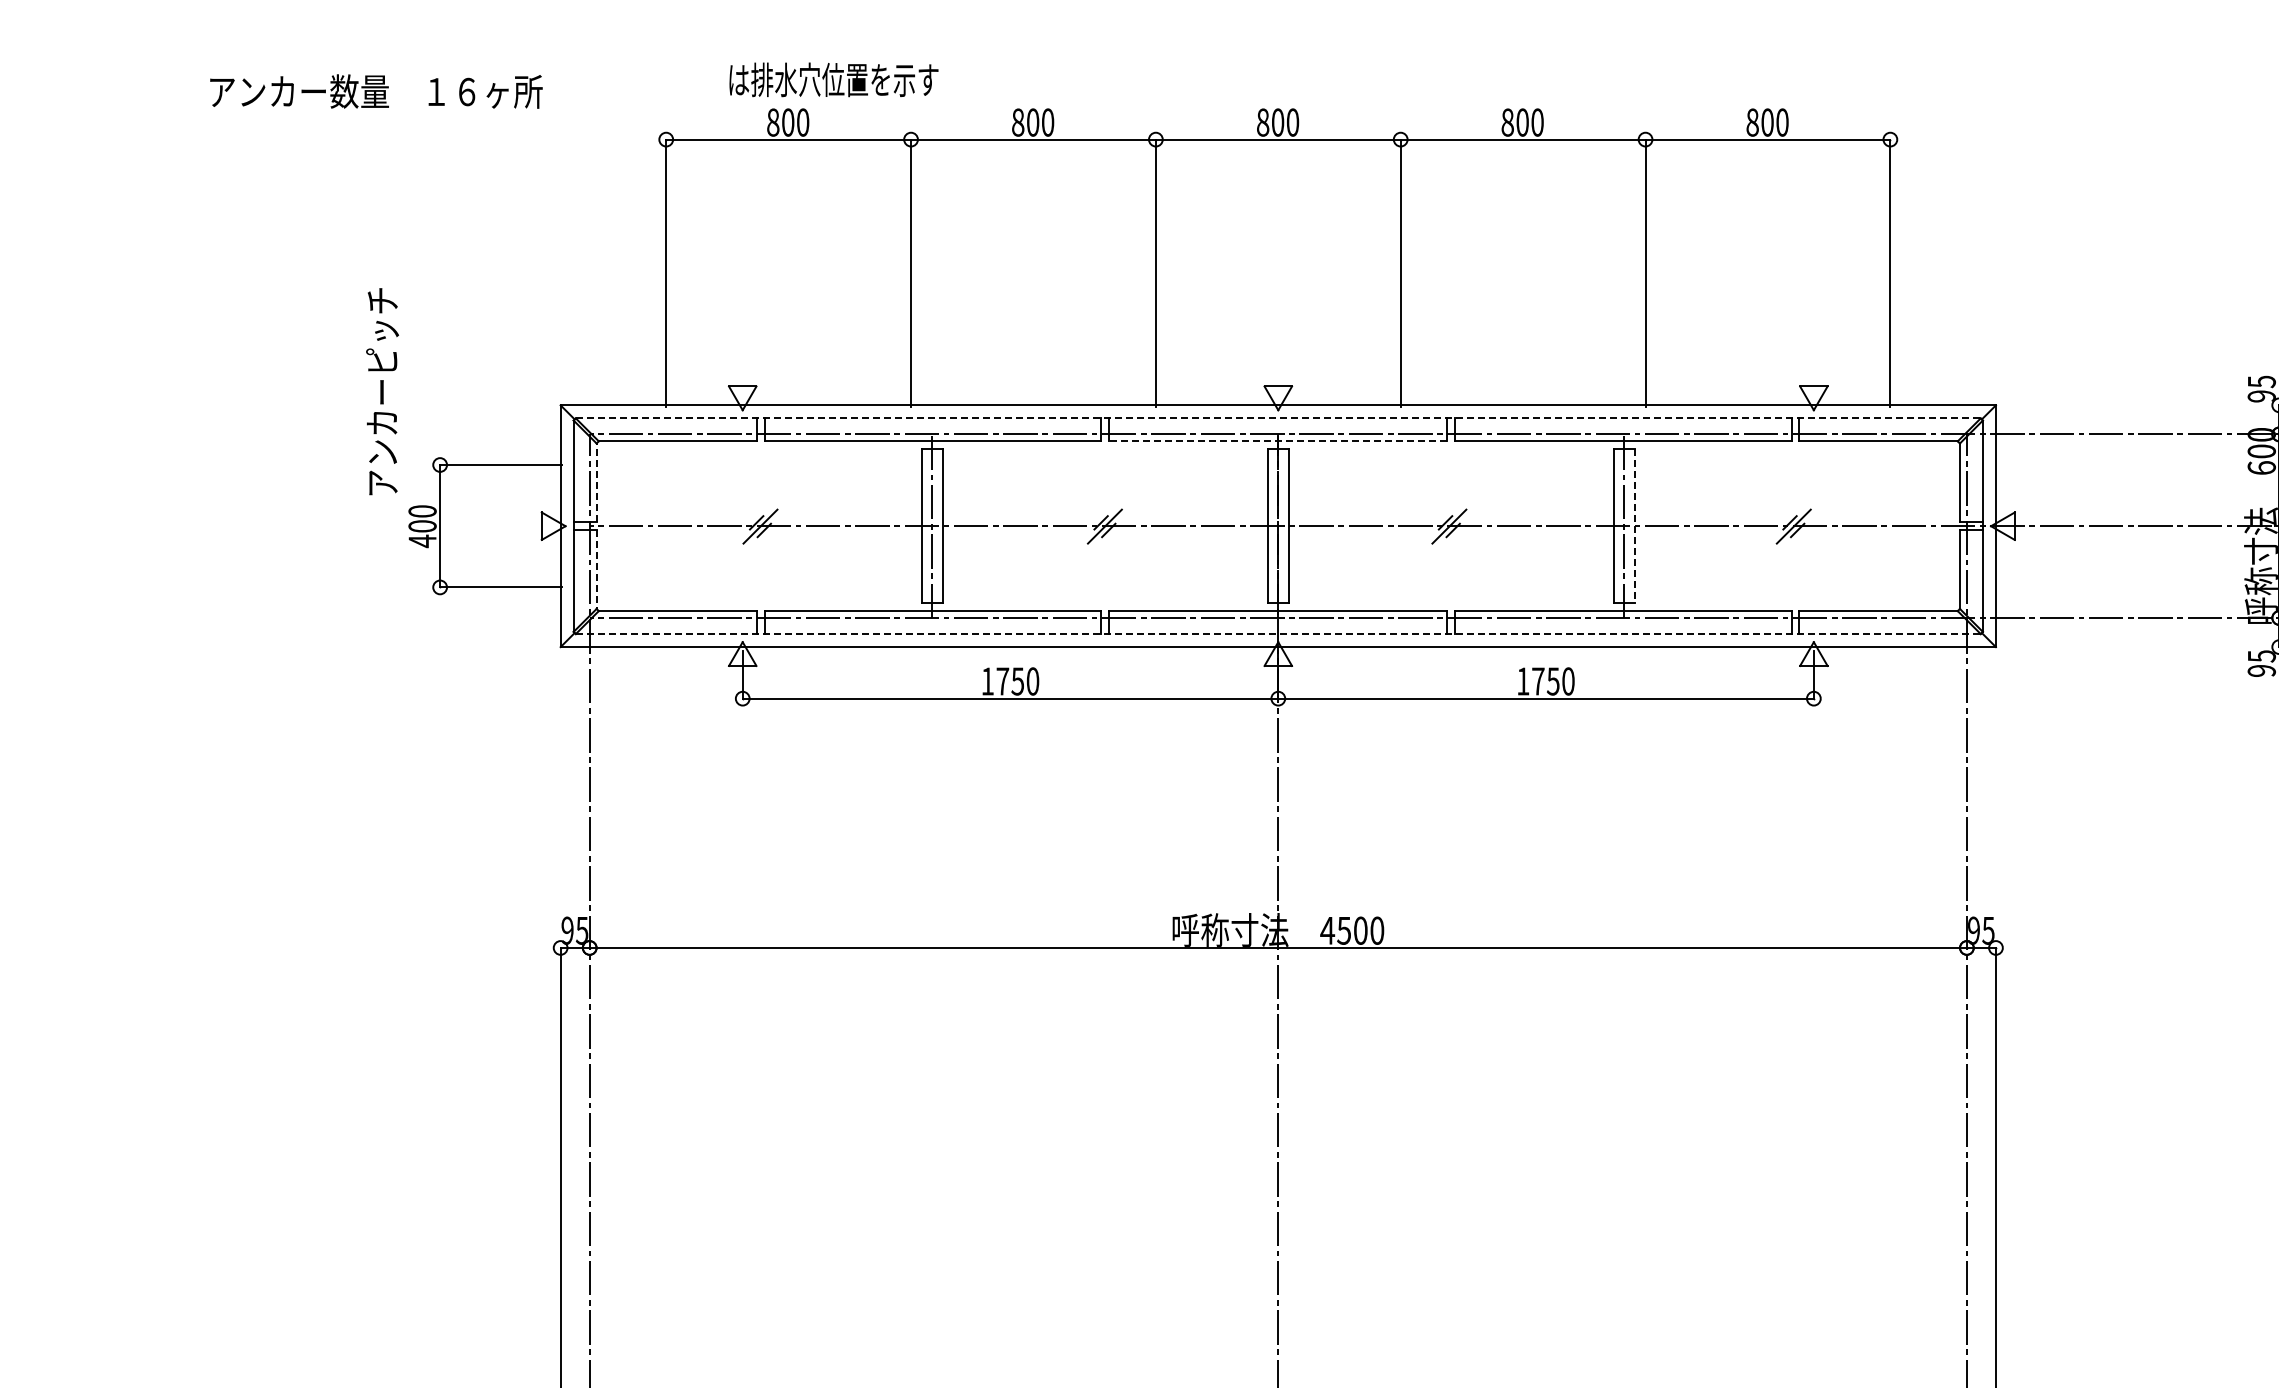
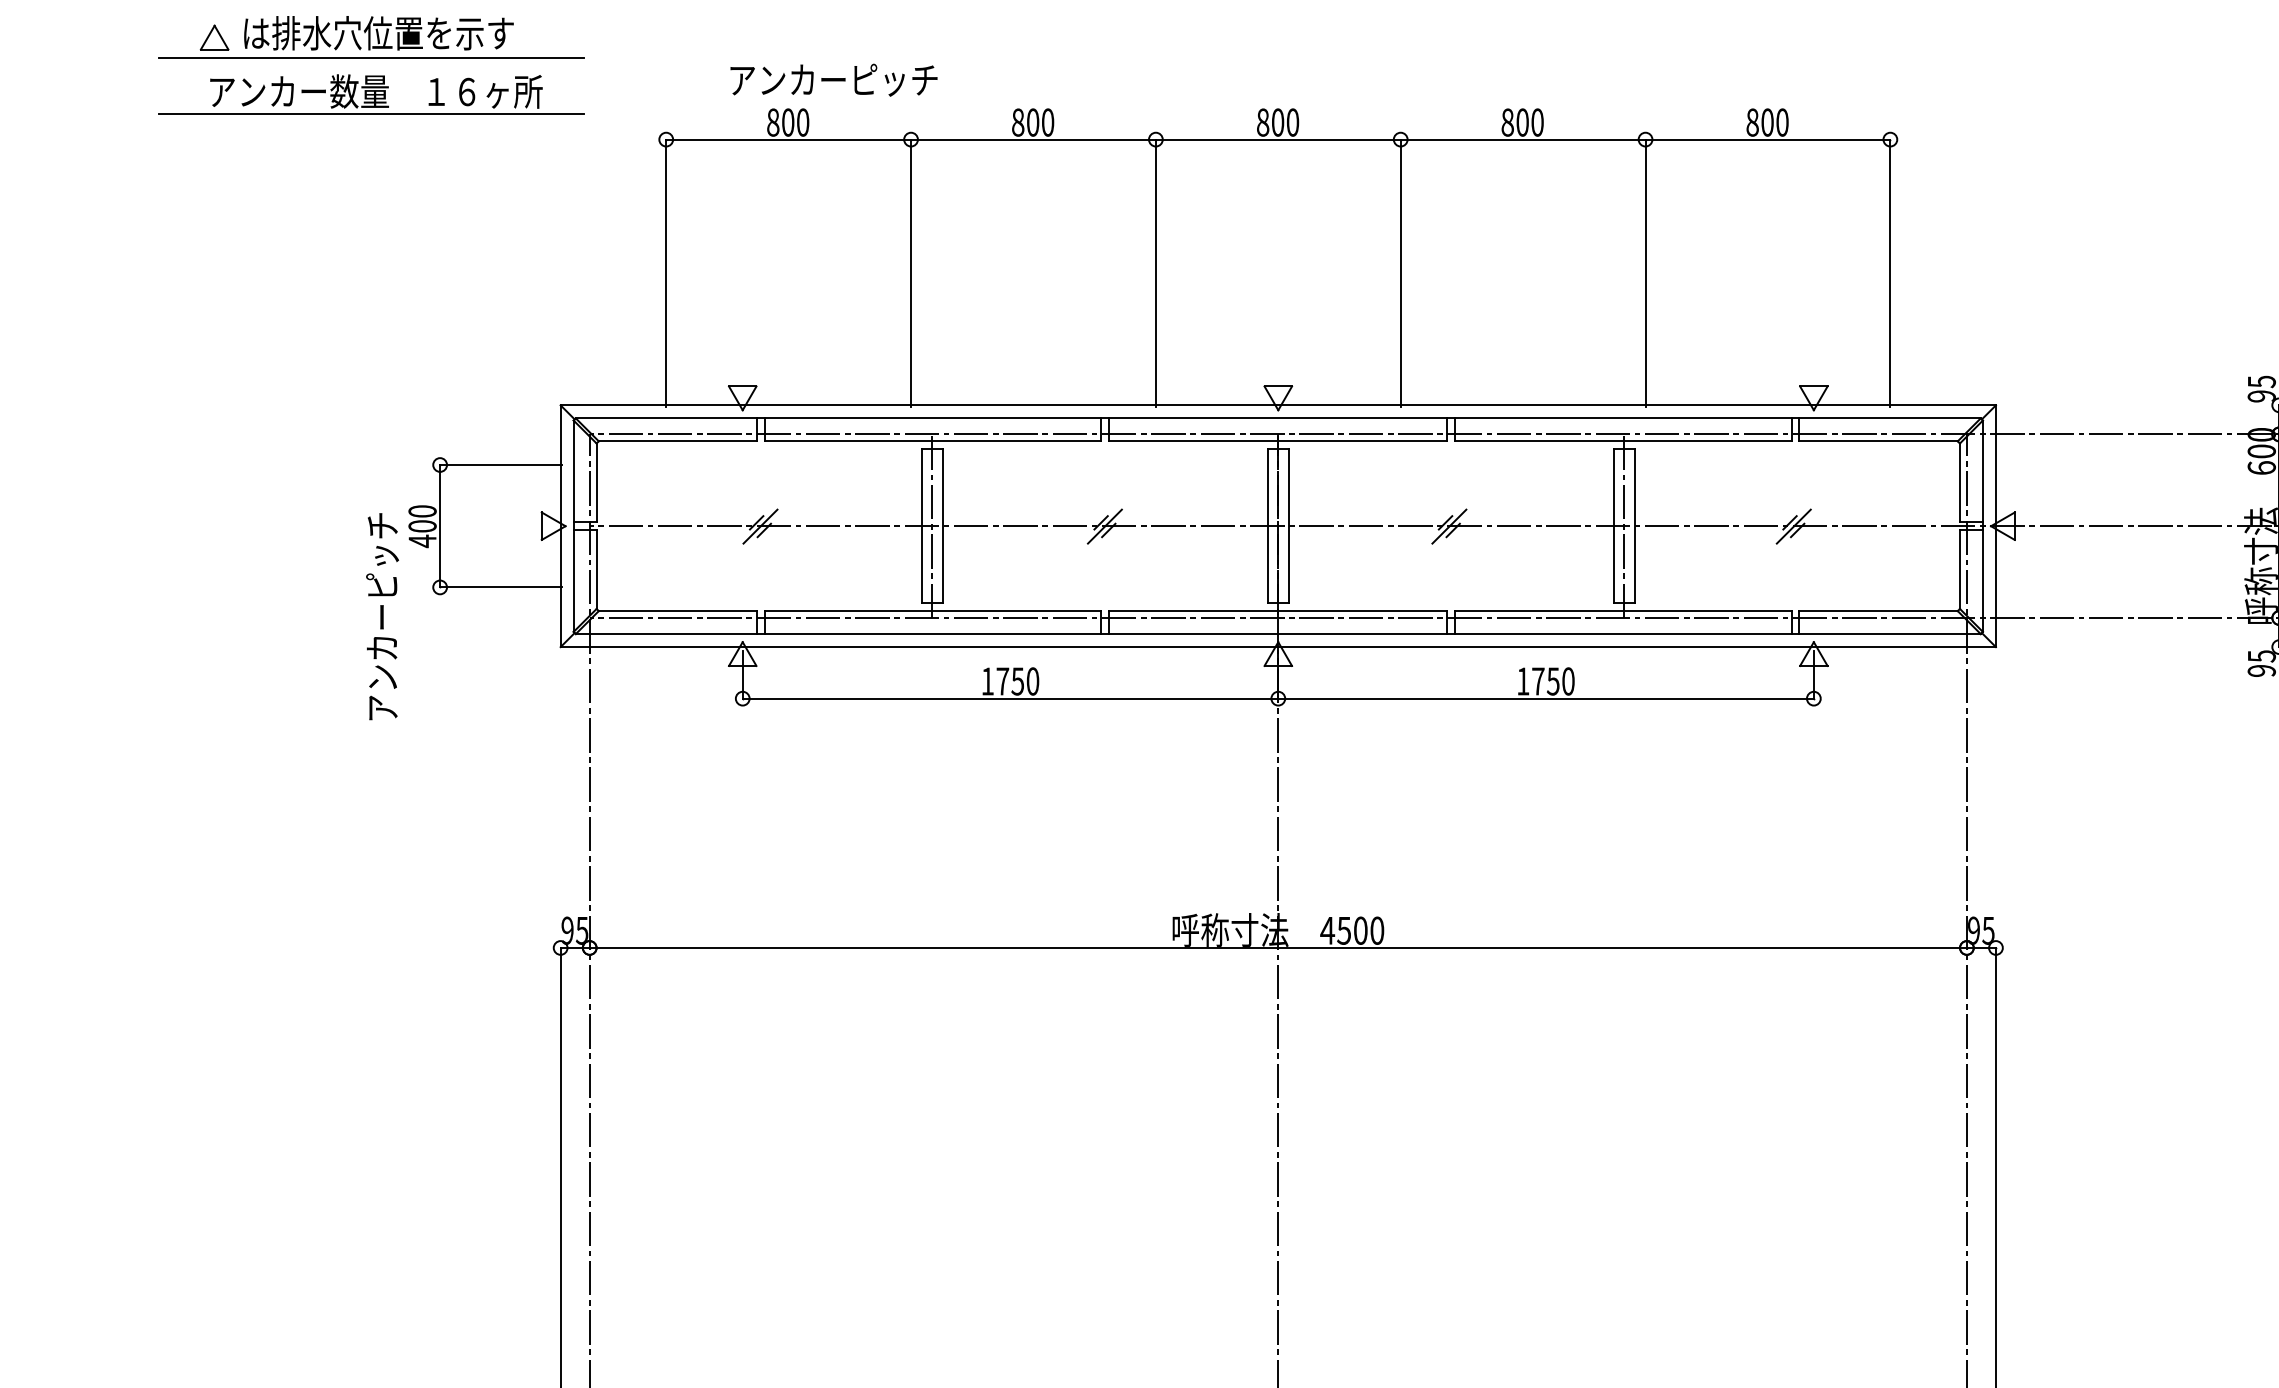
part: none -> present (371, 37)
text: は排水穴位置を示す -> アンカーピッチ (833, 79)
line: none -> present (371, 114)
text position: (382, 391) -> (382, 616) (382, 616)
line: dashed -> solid (1278, 418)
line: dashed -> solid (1277, 441)
line: dashed -> solid (596, 482)
line: dashed -> solid (1634, 526)
line: dashed -> solid (596, 570)
line: dashed -> solid (1278, 634)
